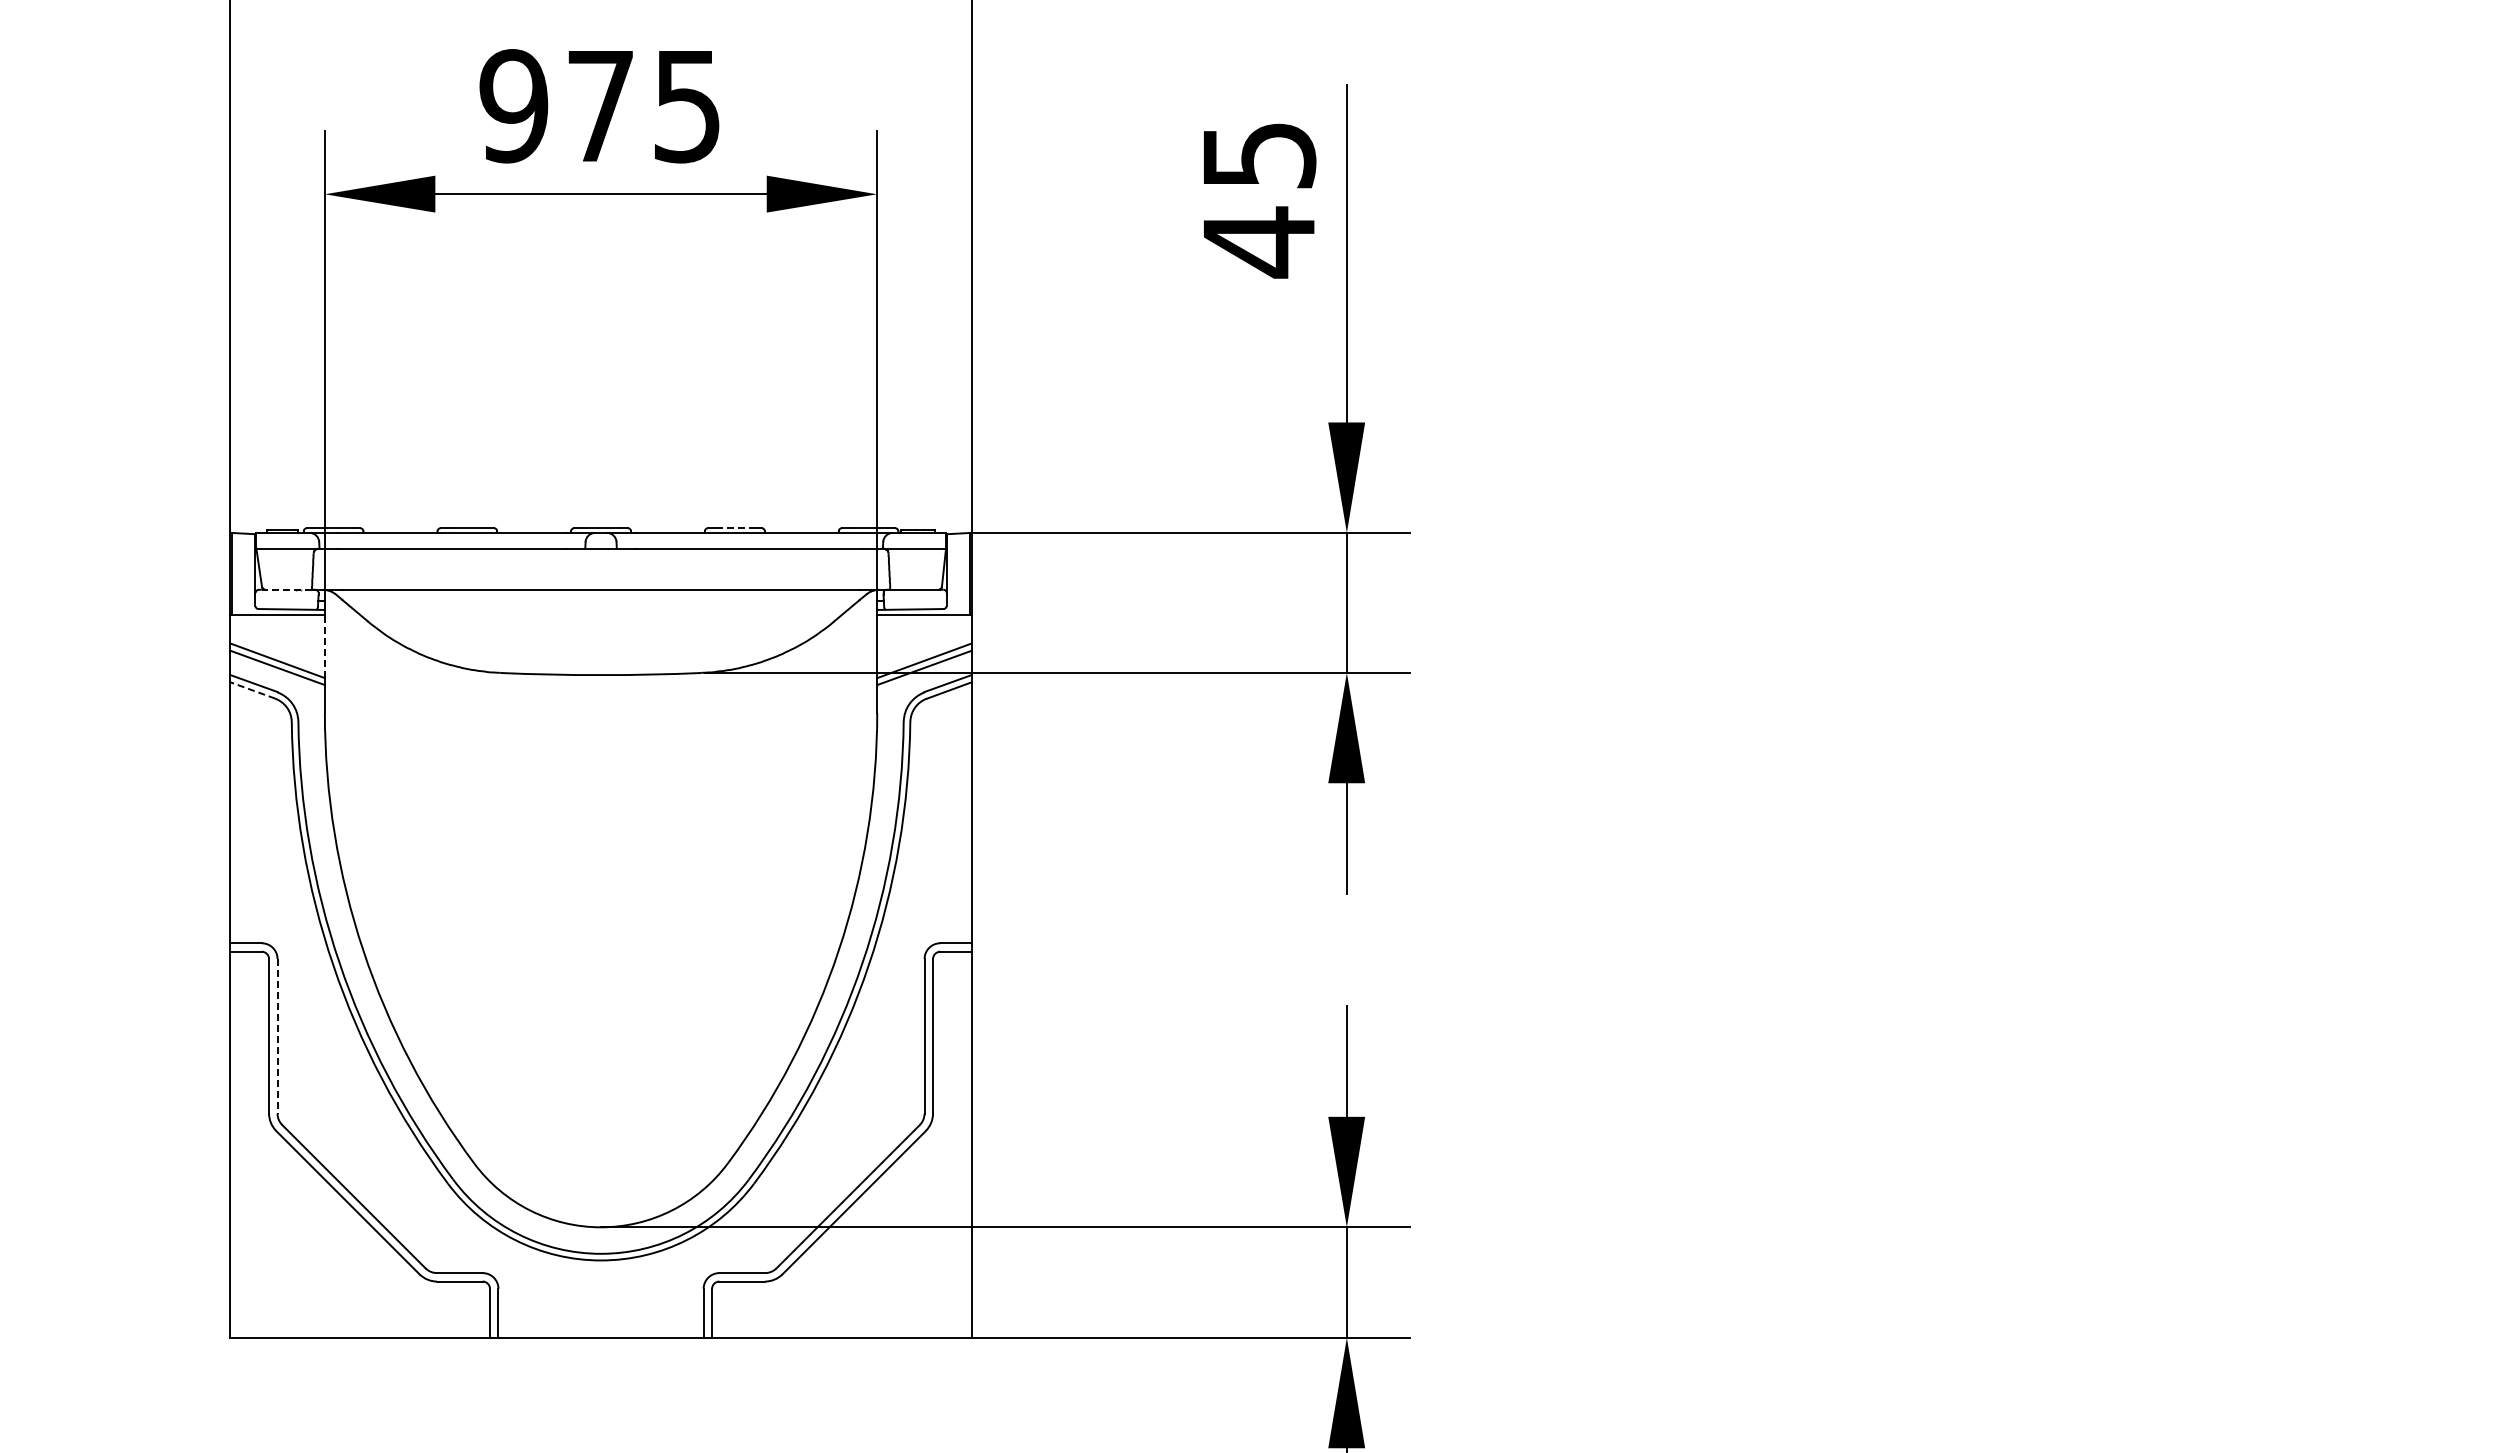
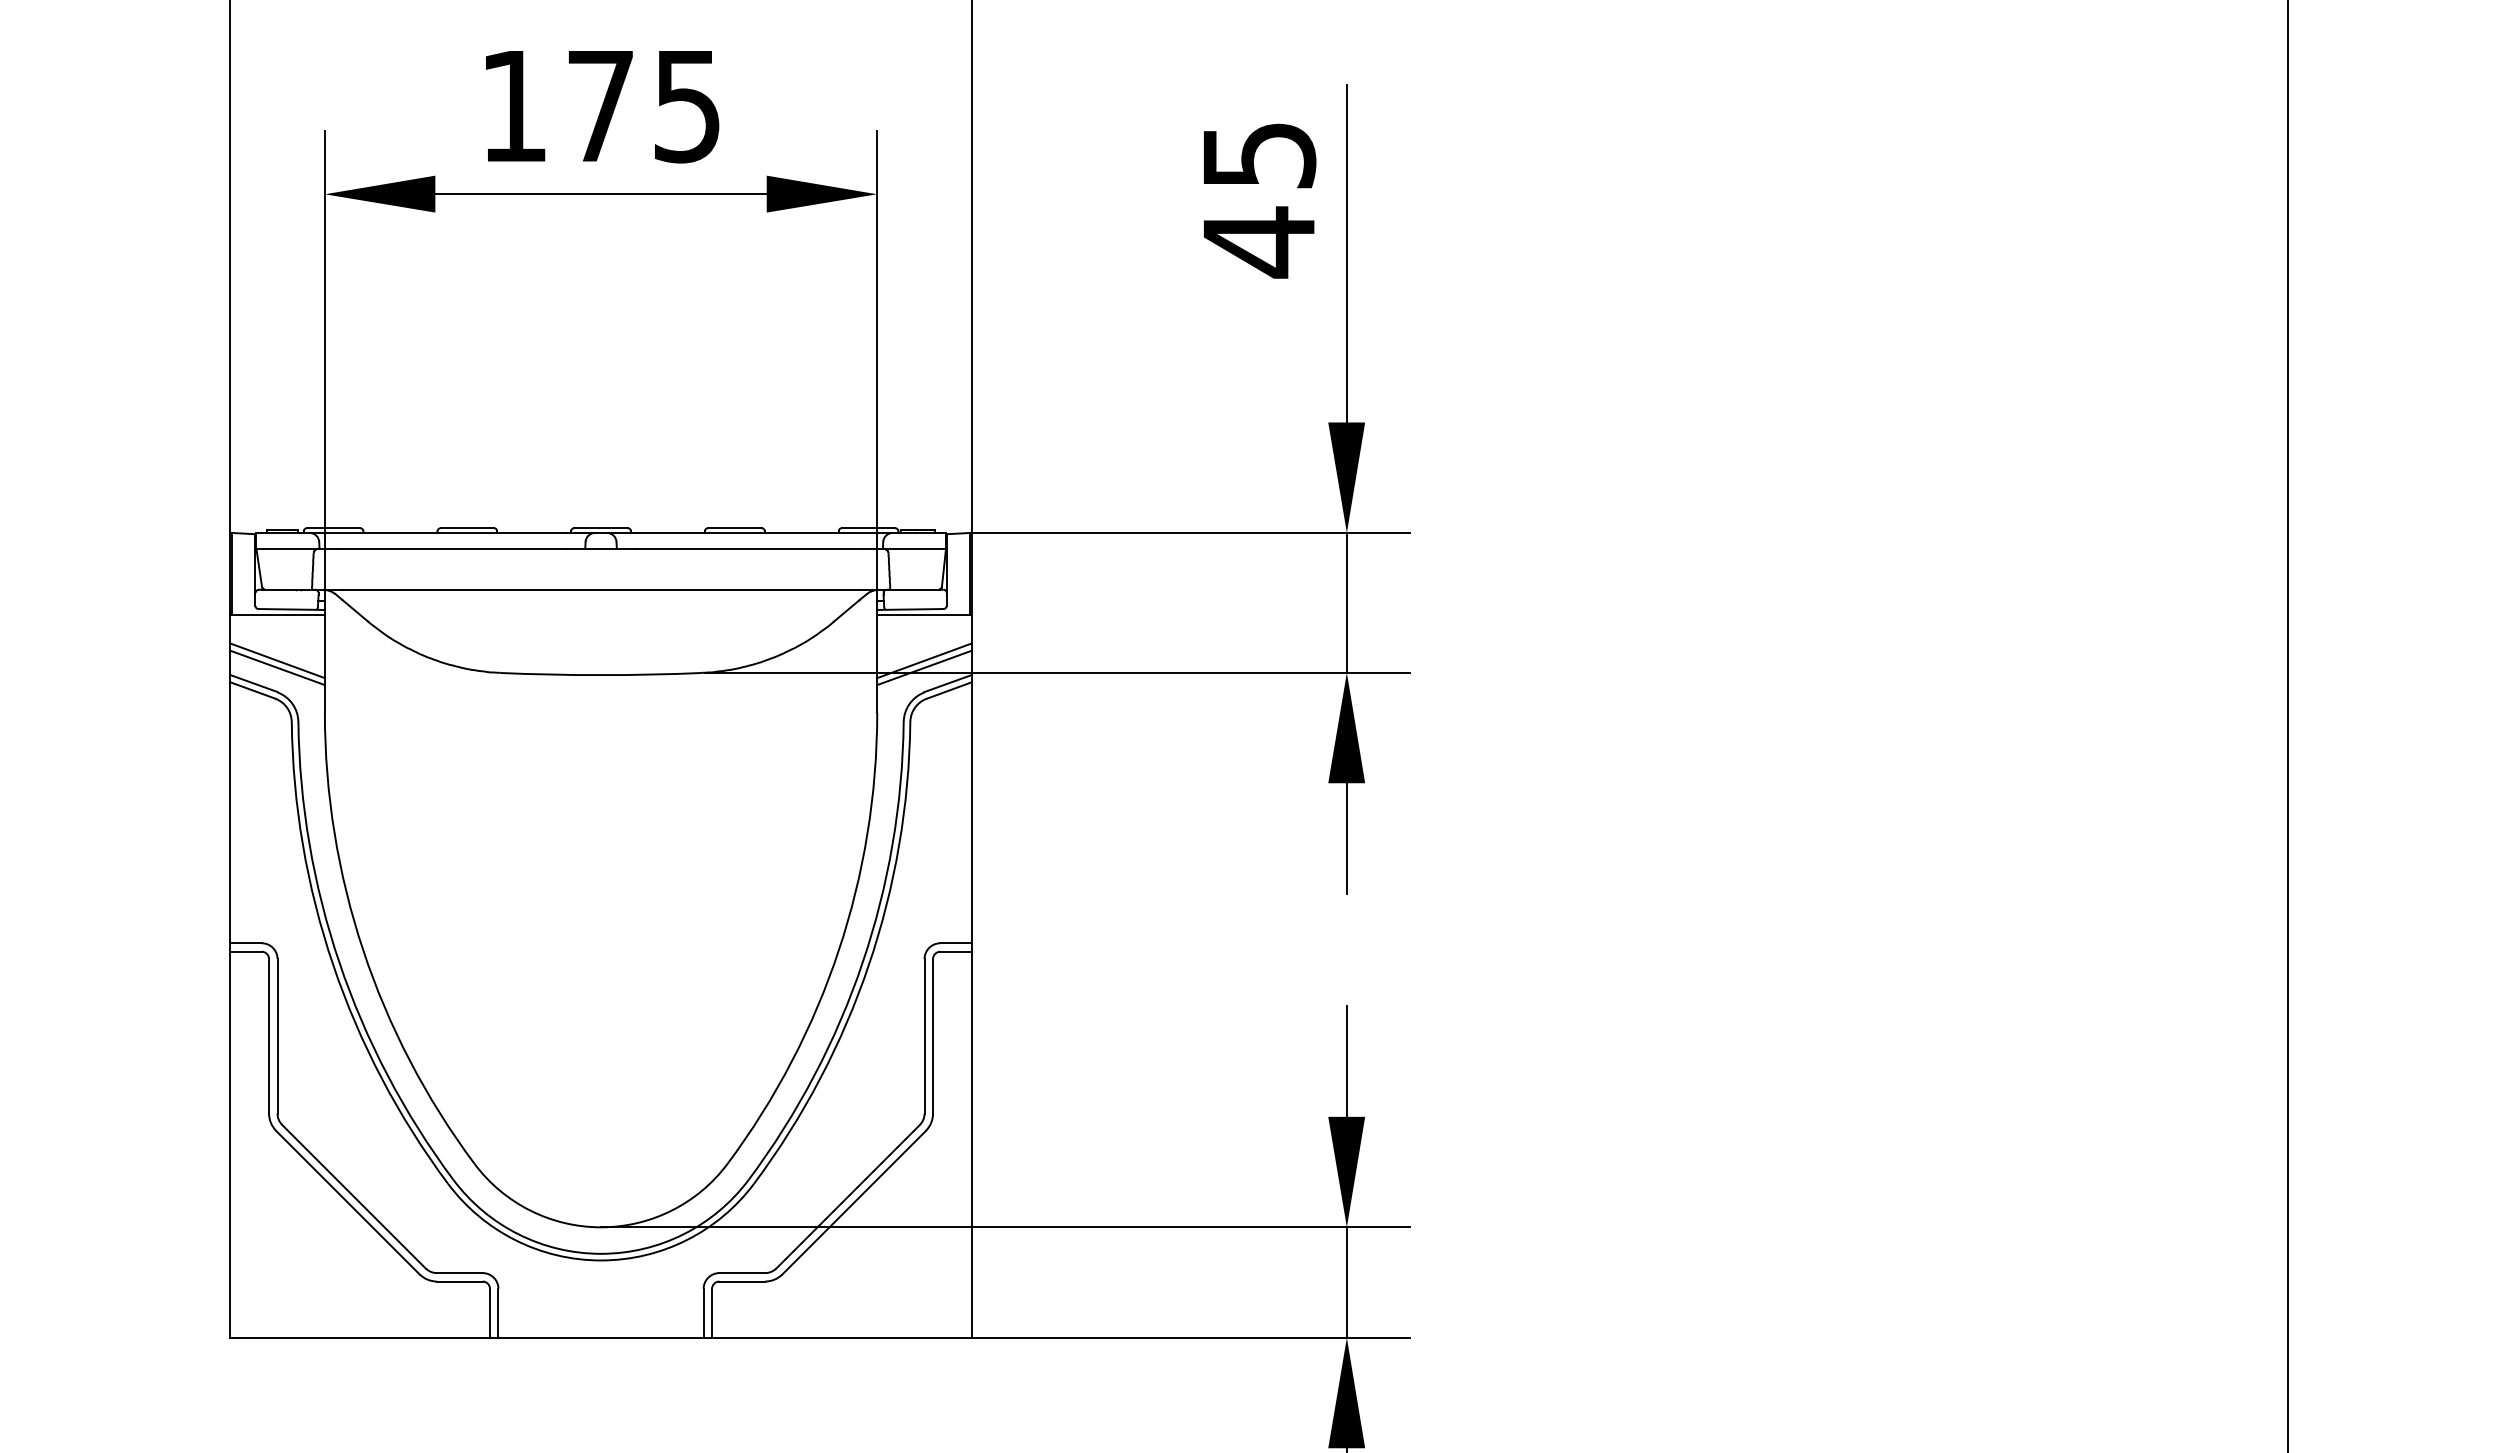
text: 975 -> 175 (513, 106)
line: dashed -> solid (734, 528)
line: dashed -> solid (286, 589)
line: dashed -> solid (324, 646)
line: dashed -> solid (252, 690)
line: none -> present (2287, 725)
line: dashed -> solid (277, 1036)
